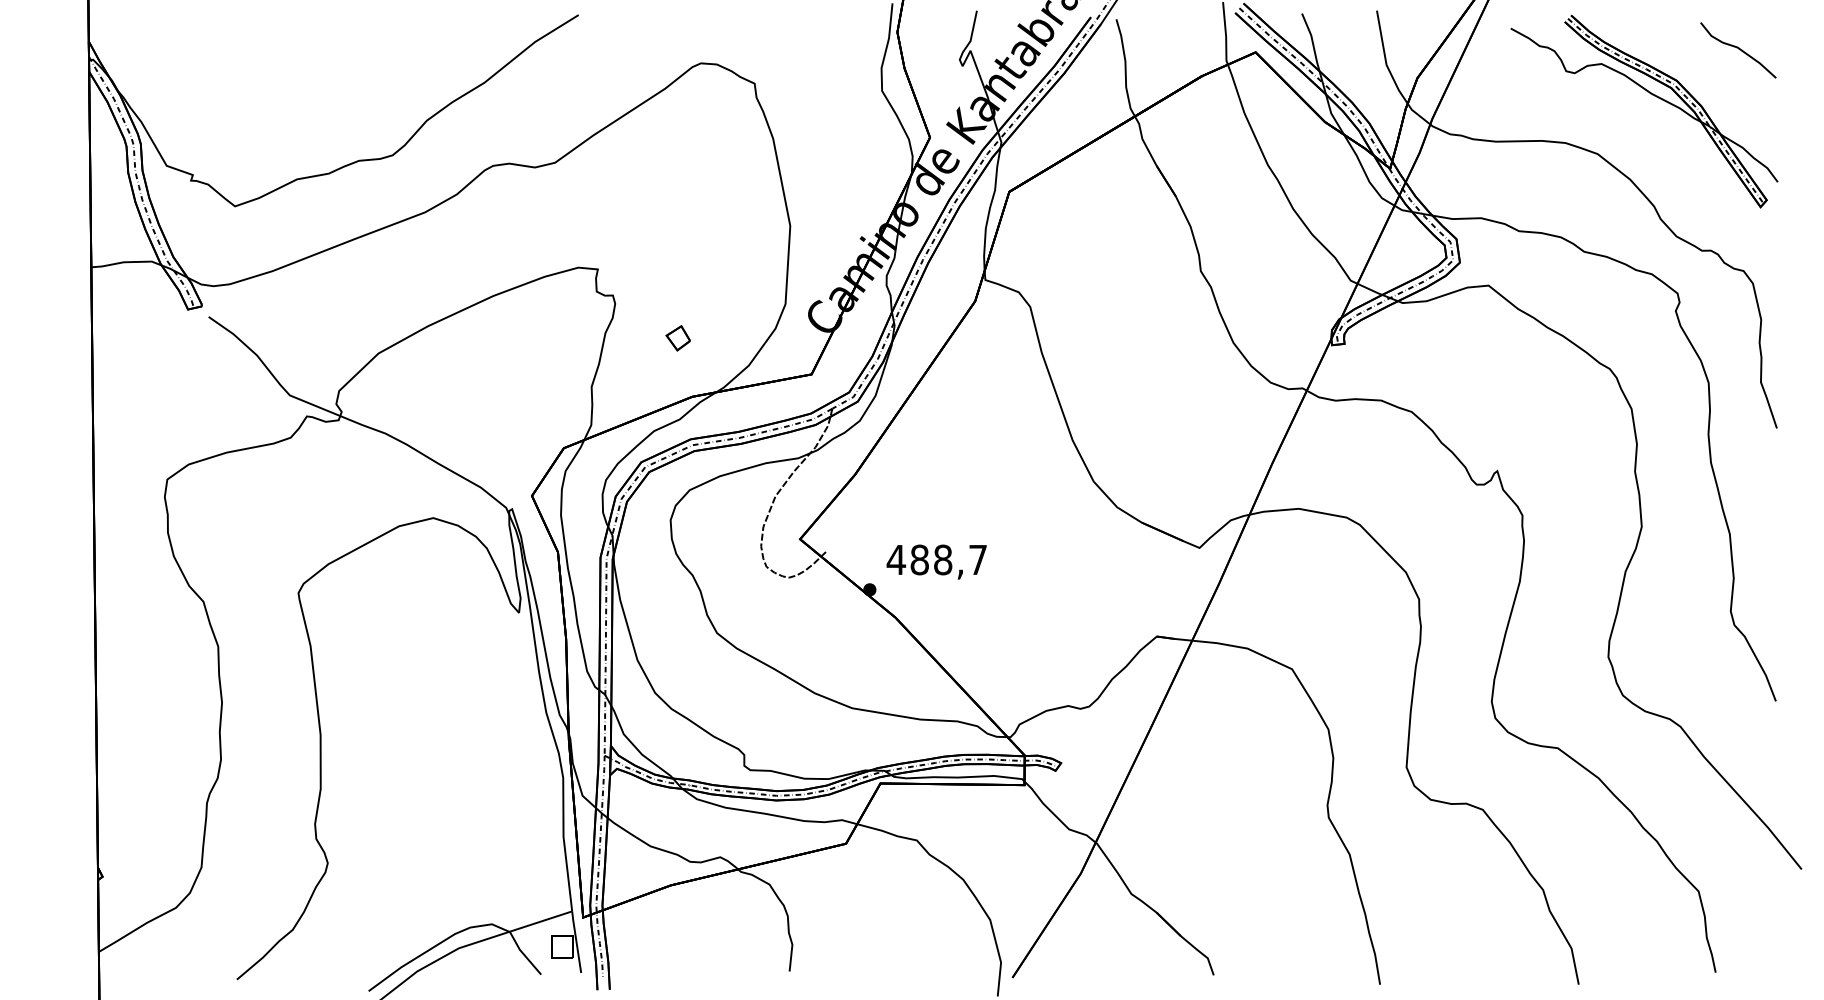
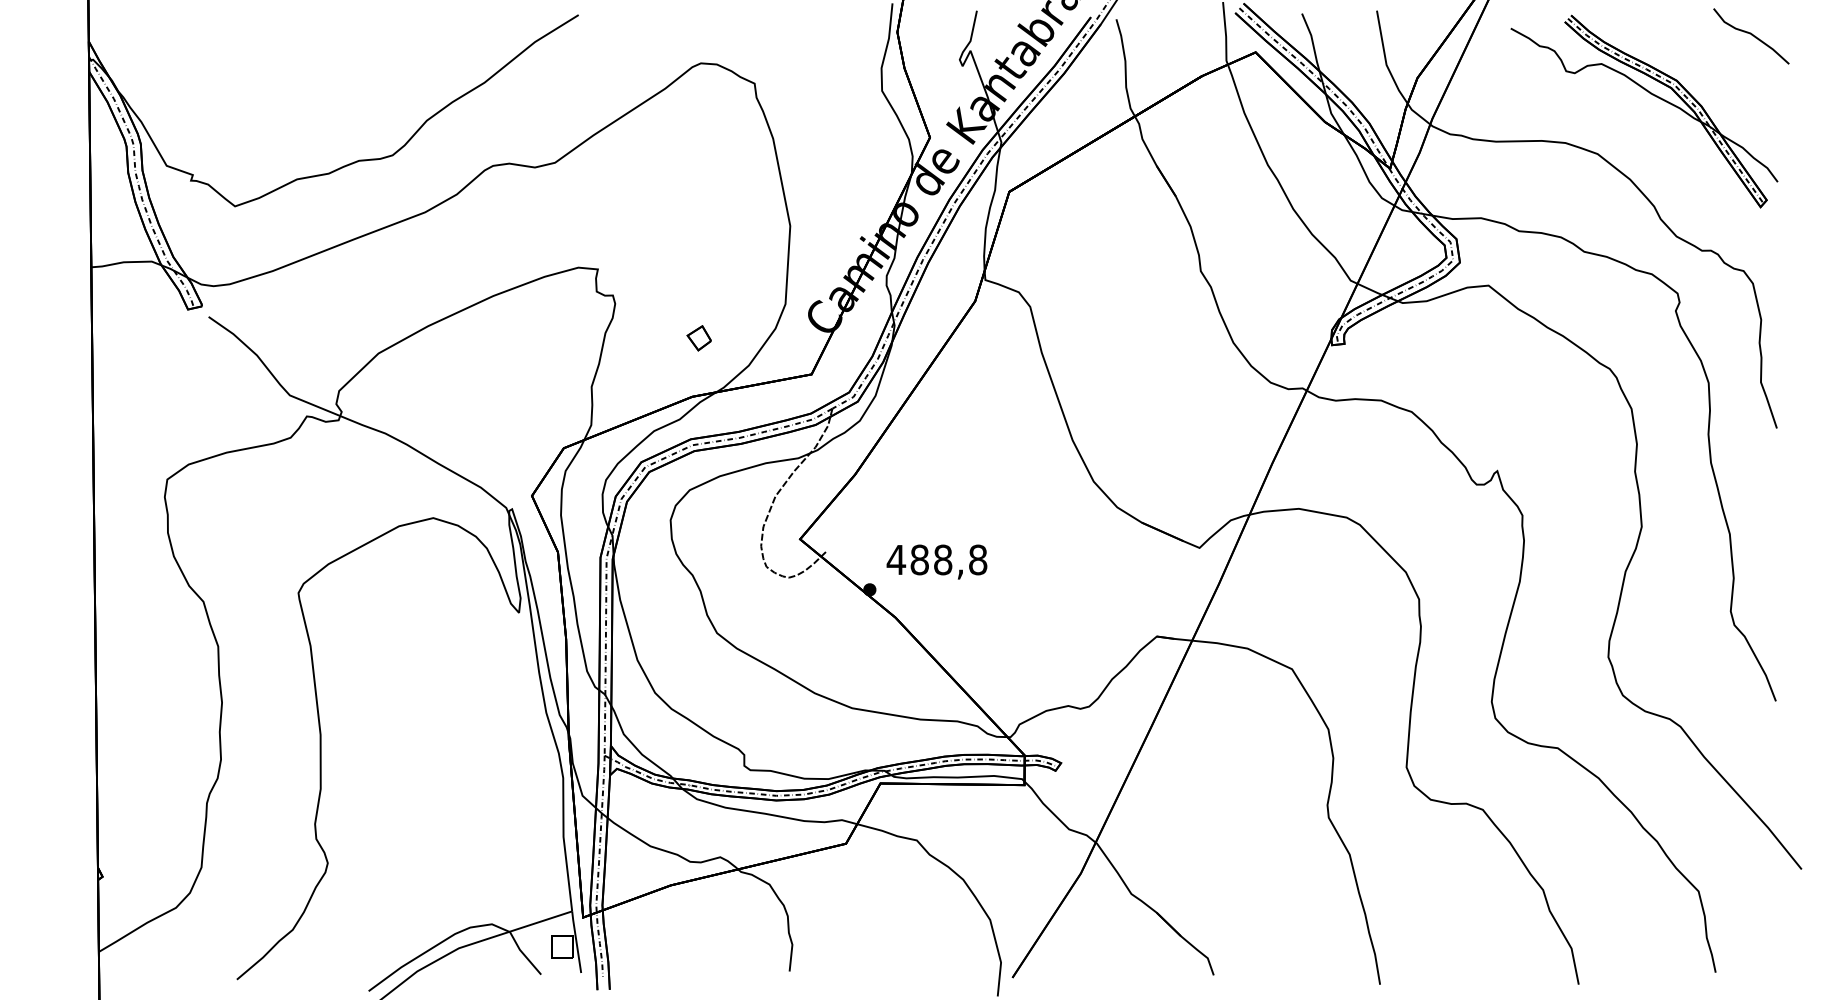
curve position: (1738, 49) -> (1751, 35) (1751, 35)
part position: (677, 338) -> (698, 338) (698, 338)
text: 488,7 -> 488,8 (978, 559)
